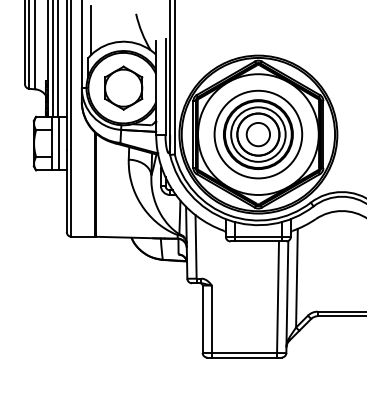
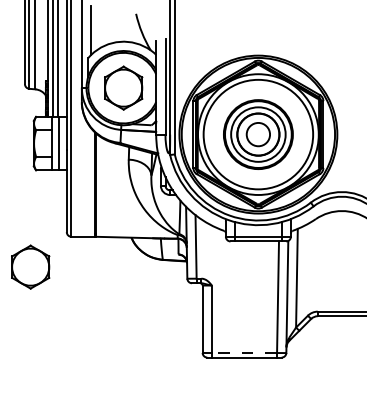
circle diameter: 88 px -> 110 px (258, 134)
part: none -> present (30, 266)
line: solid -> dashed (244, 353)
